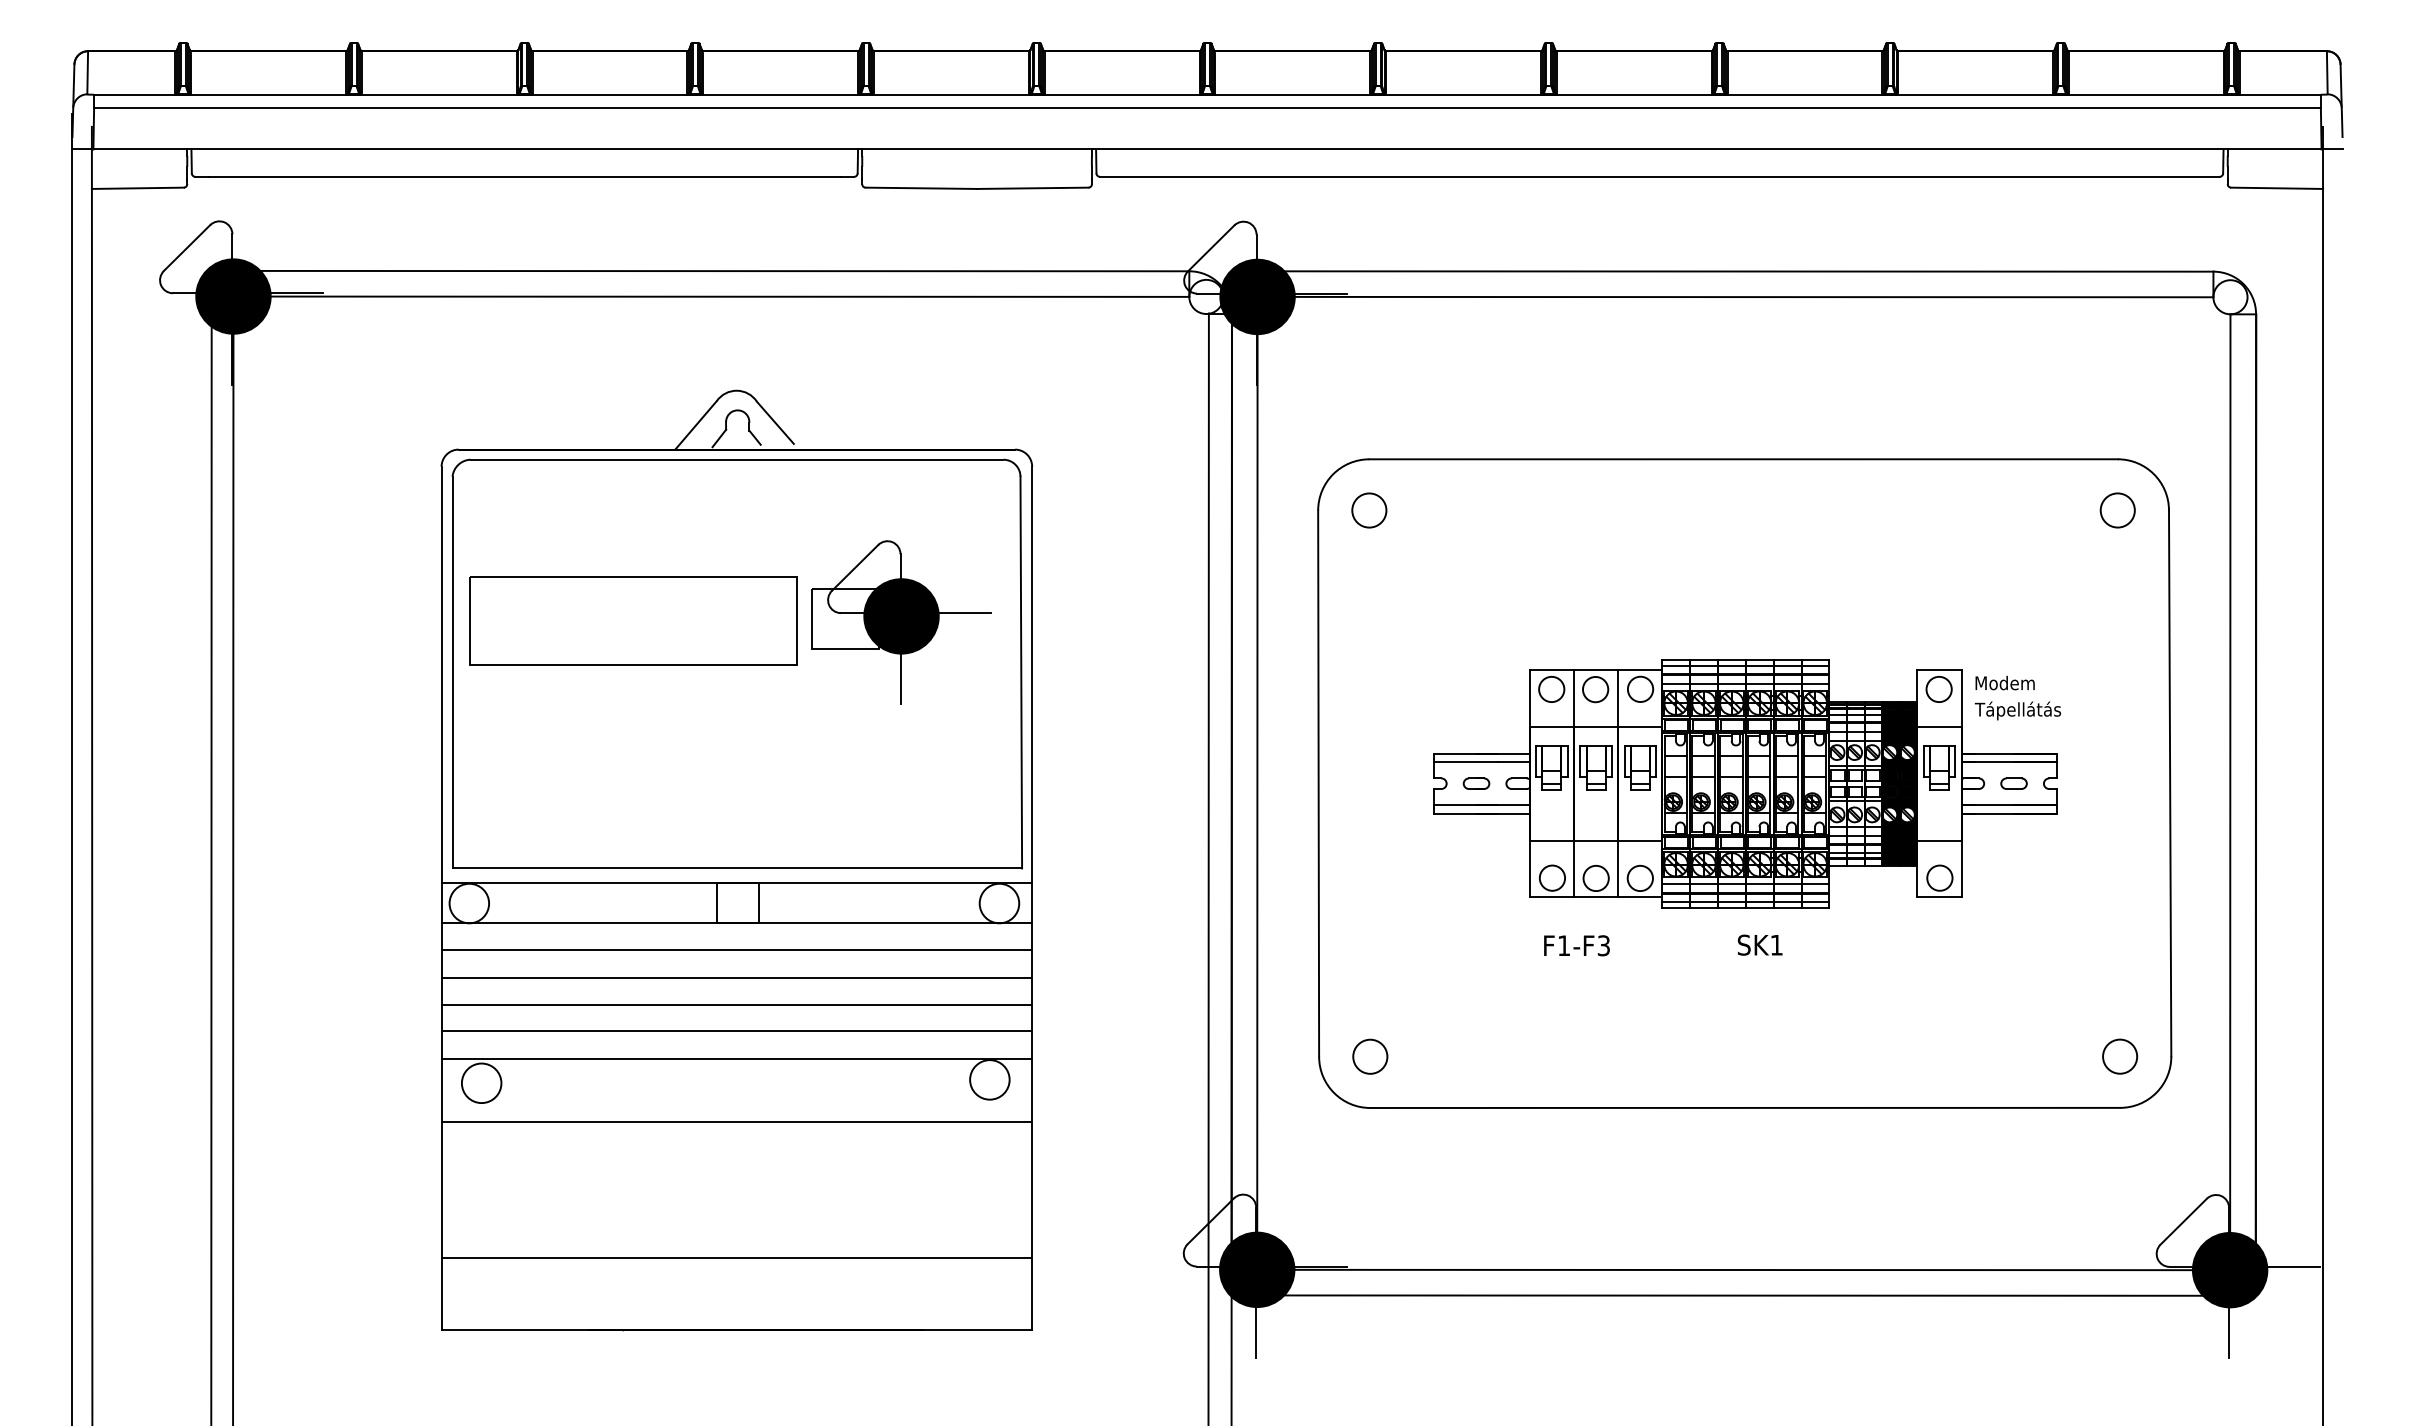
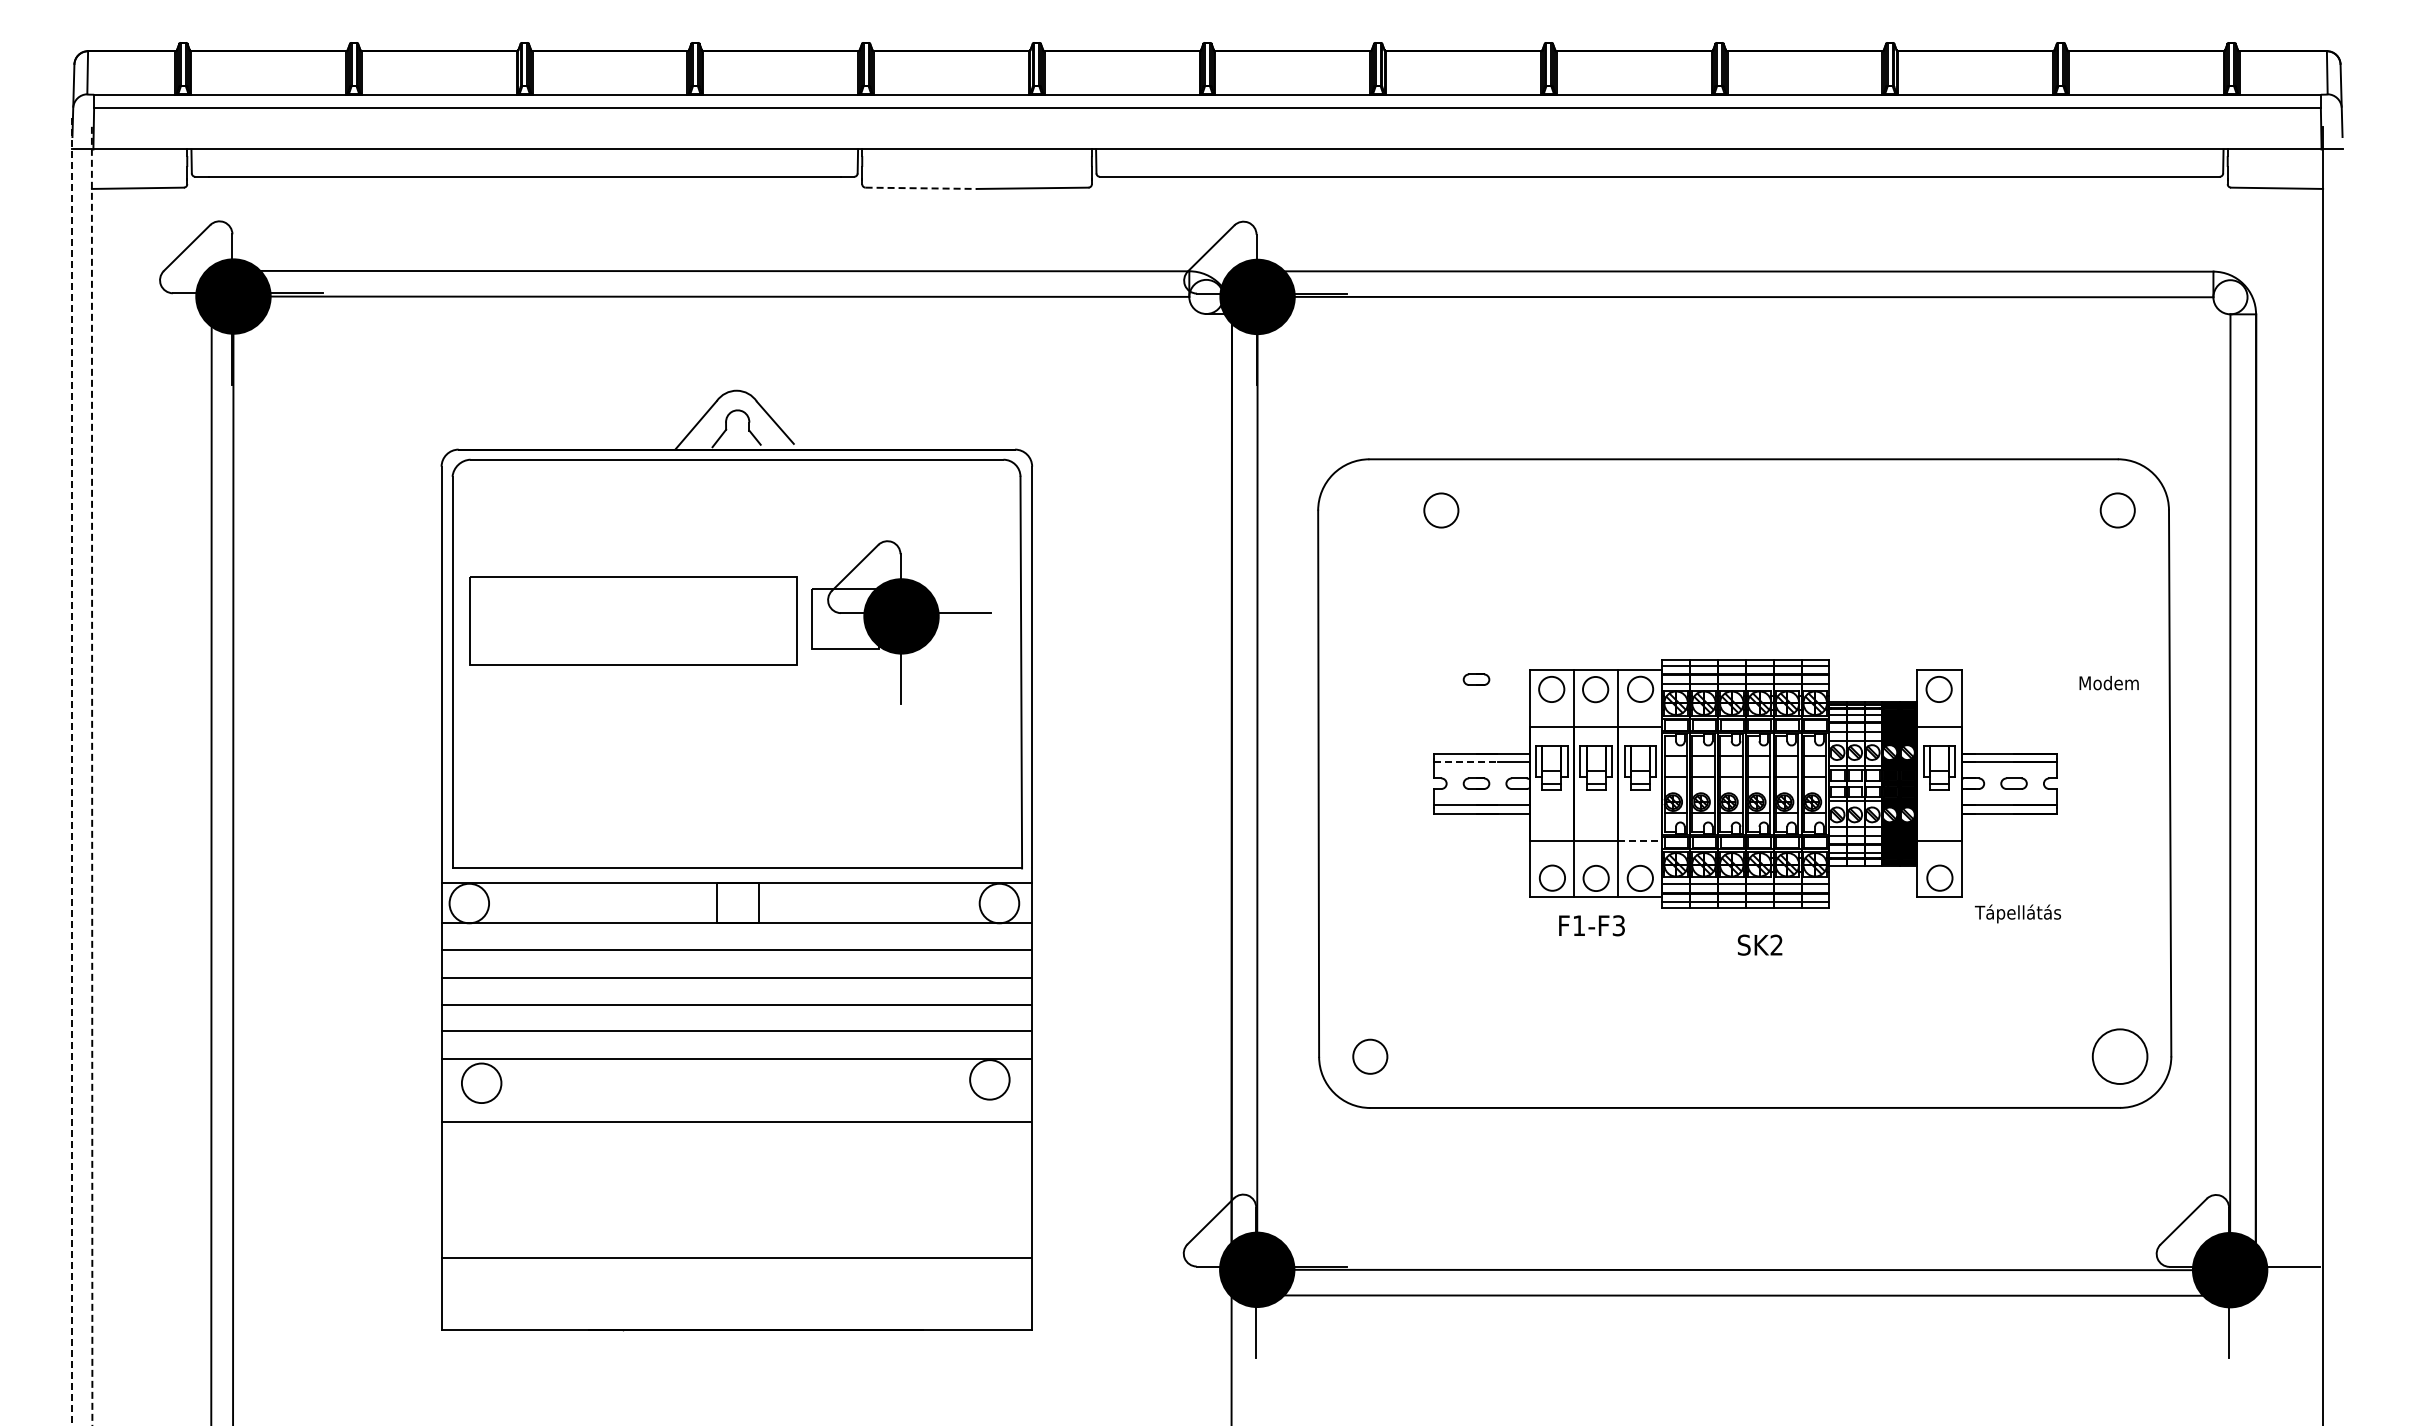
line: solid -> dashed (921, 188)
circle position: (1369, 510) -> (1441, 510) (1441, 510)
part: none -> present (1476, 679)
text position: (2004, 682) -> (2108, 682) (2108, 682)
text position: (2017, 710) -> (2017, 913) (2017, 913)
line: solid -> dashed (1466, 762)
line: solid -> dashed (72, 769)
line: solid -> dashed (92, 776)
line: solid -> dashed (1640, 840)
line: present -> none (1208, 867)
text: SK1 -> SK2 (1776, 944)
text position: (1576, 945) -> (1591, 925) (1591, 925)
circle diameter: 34 px -> 55 px (2119, 1056)
